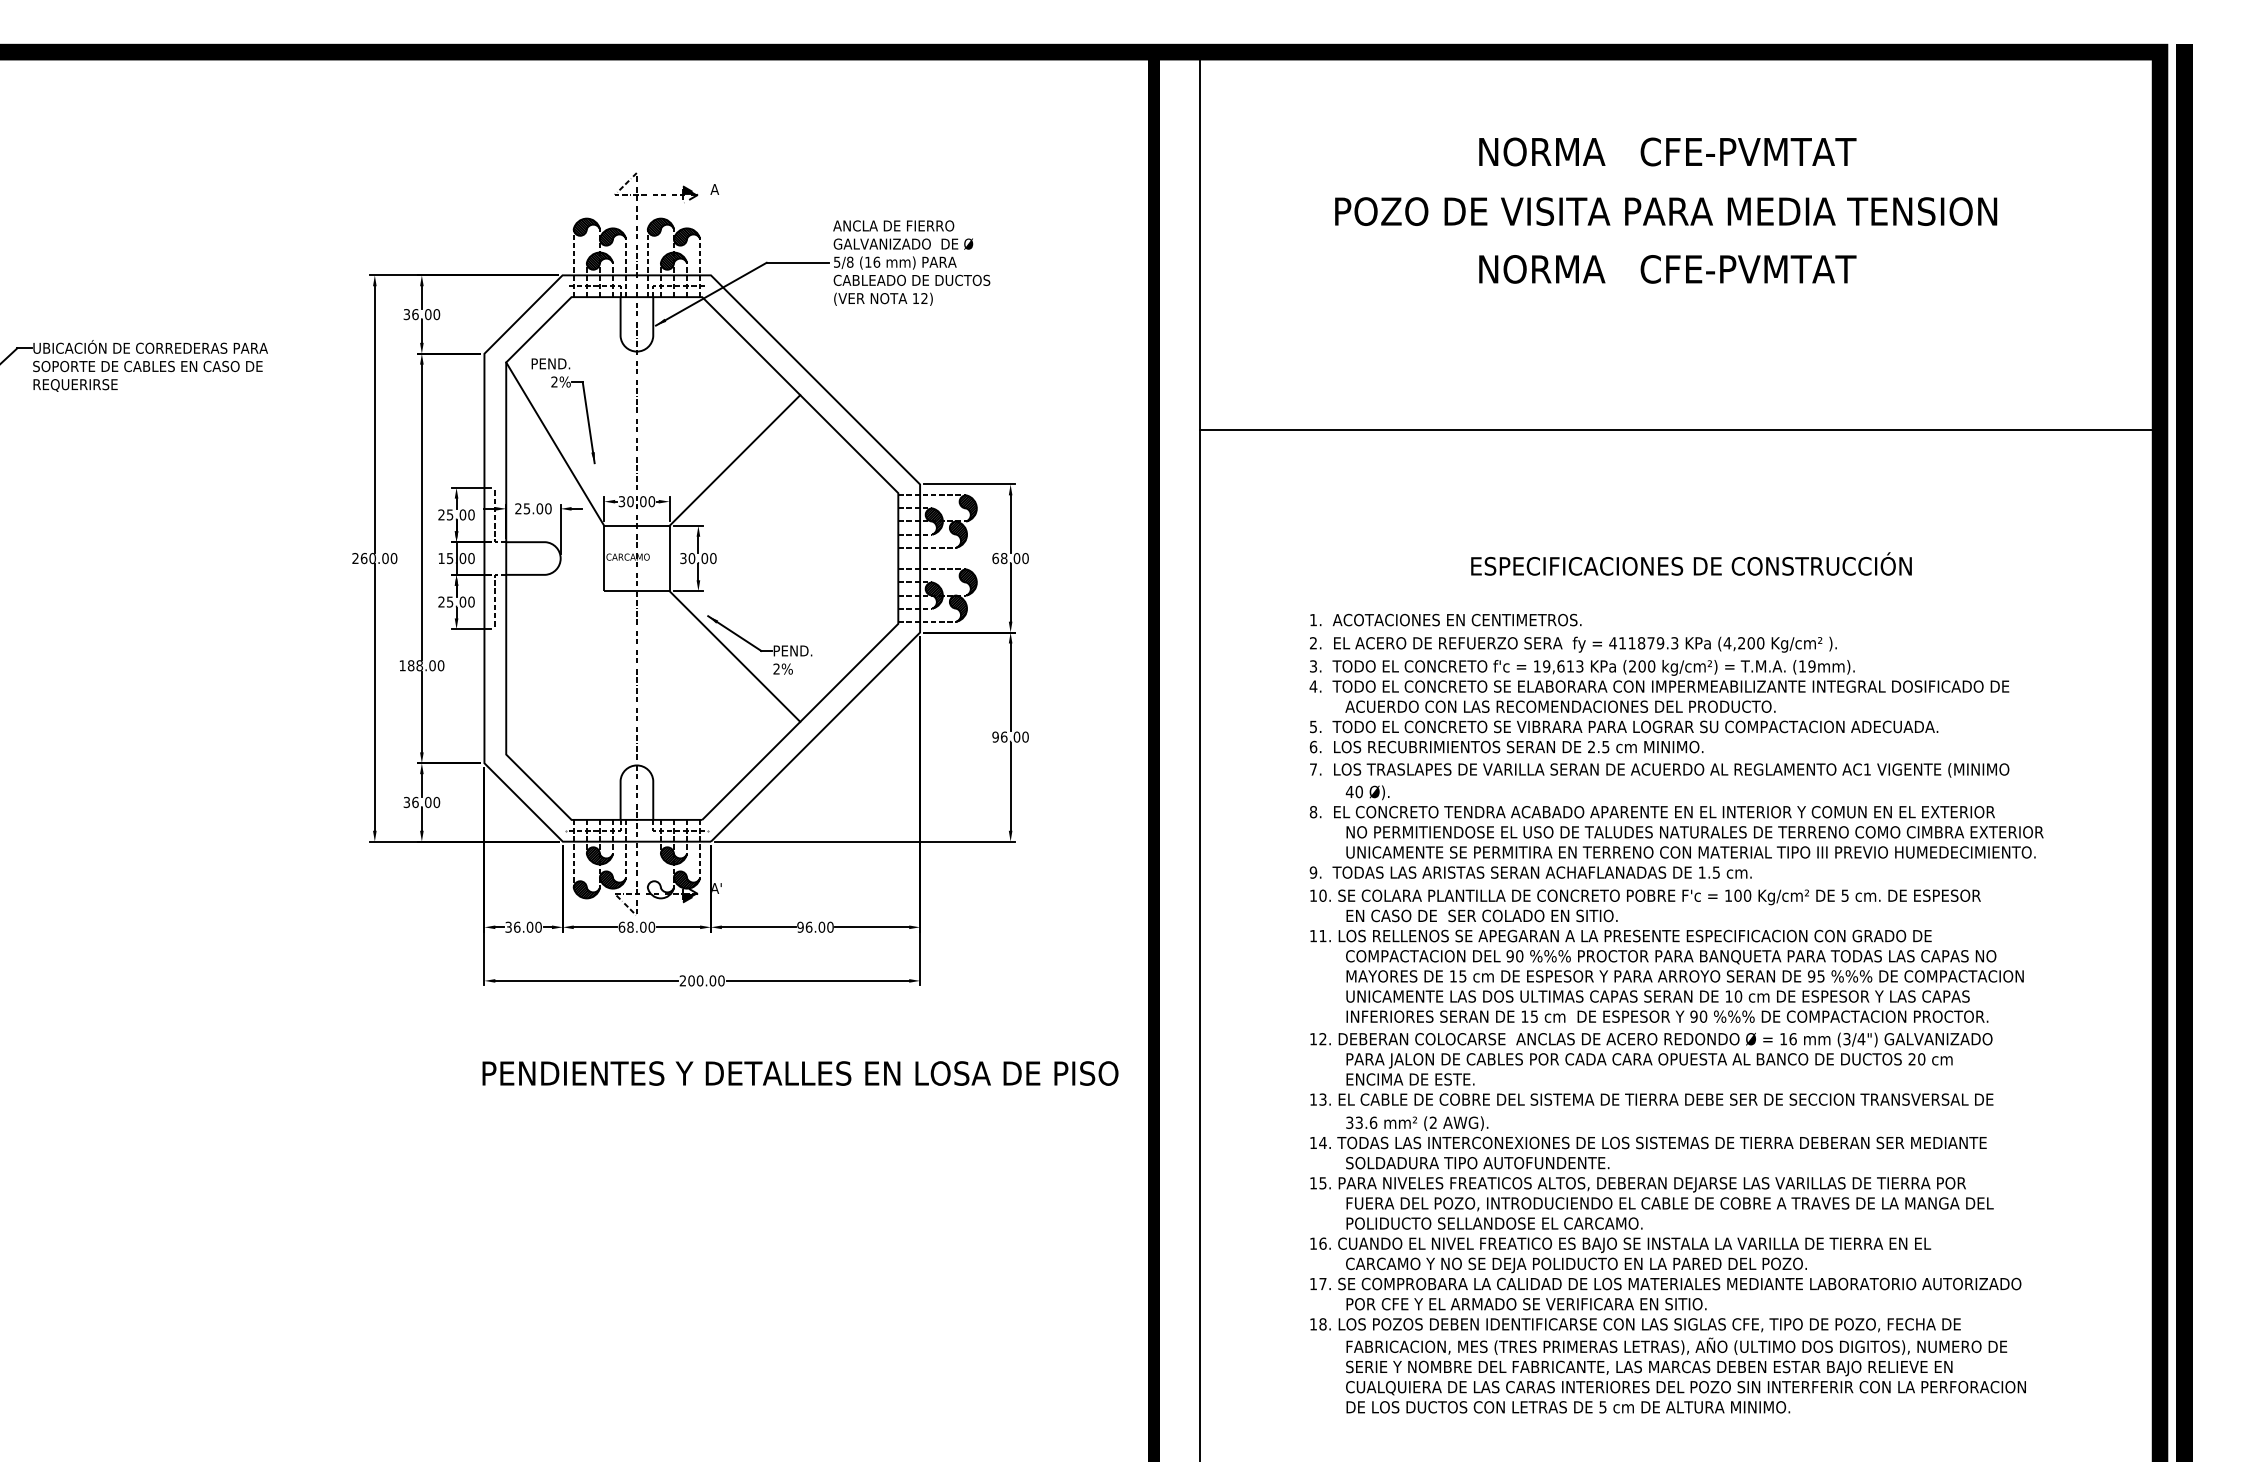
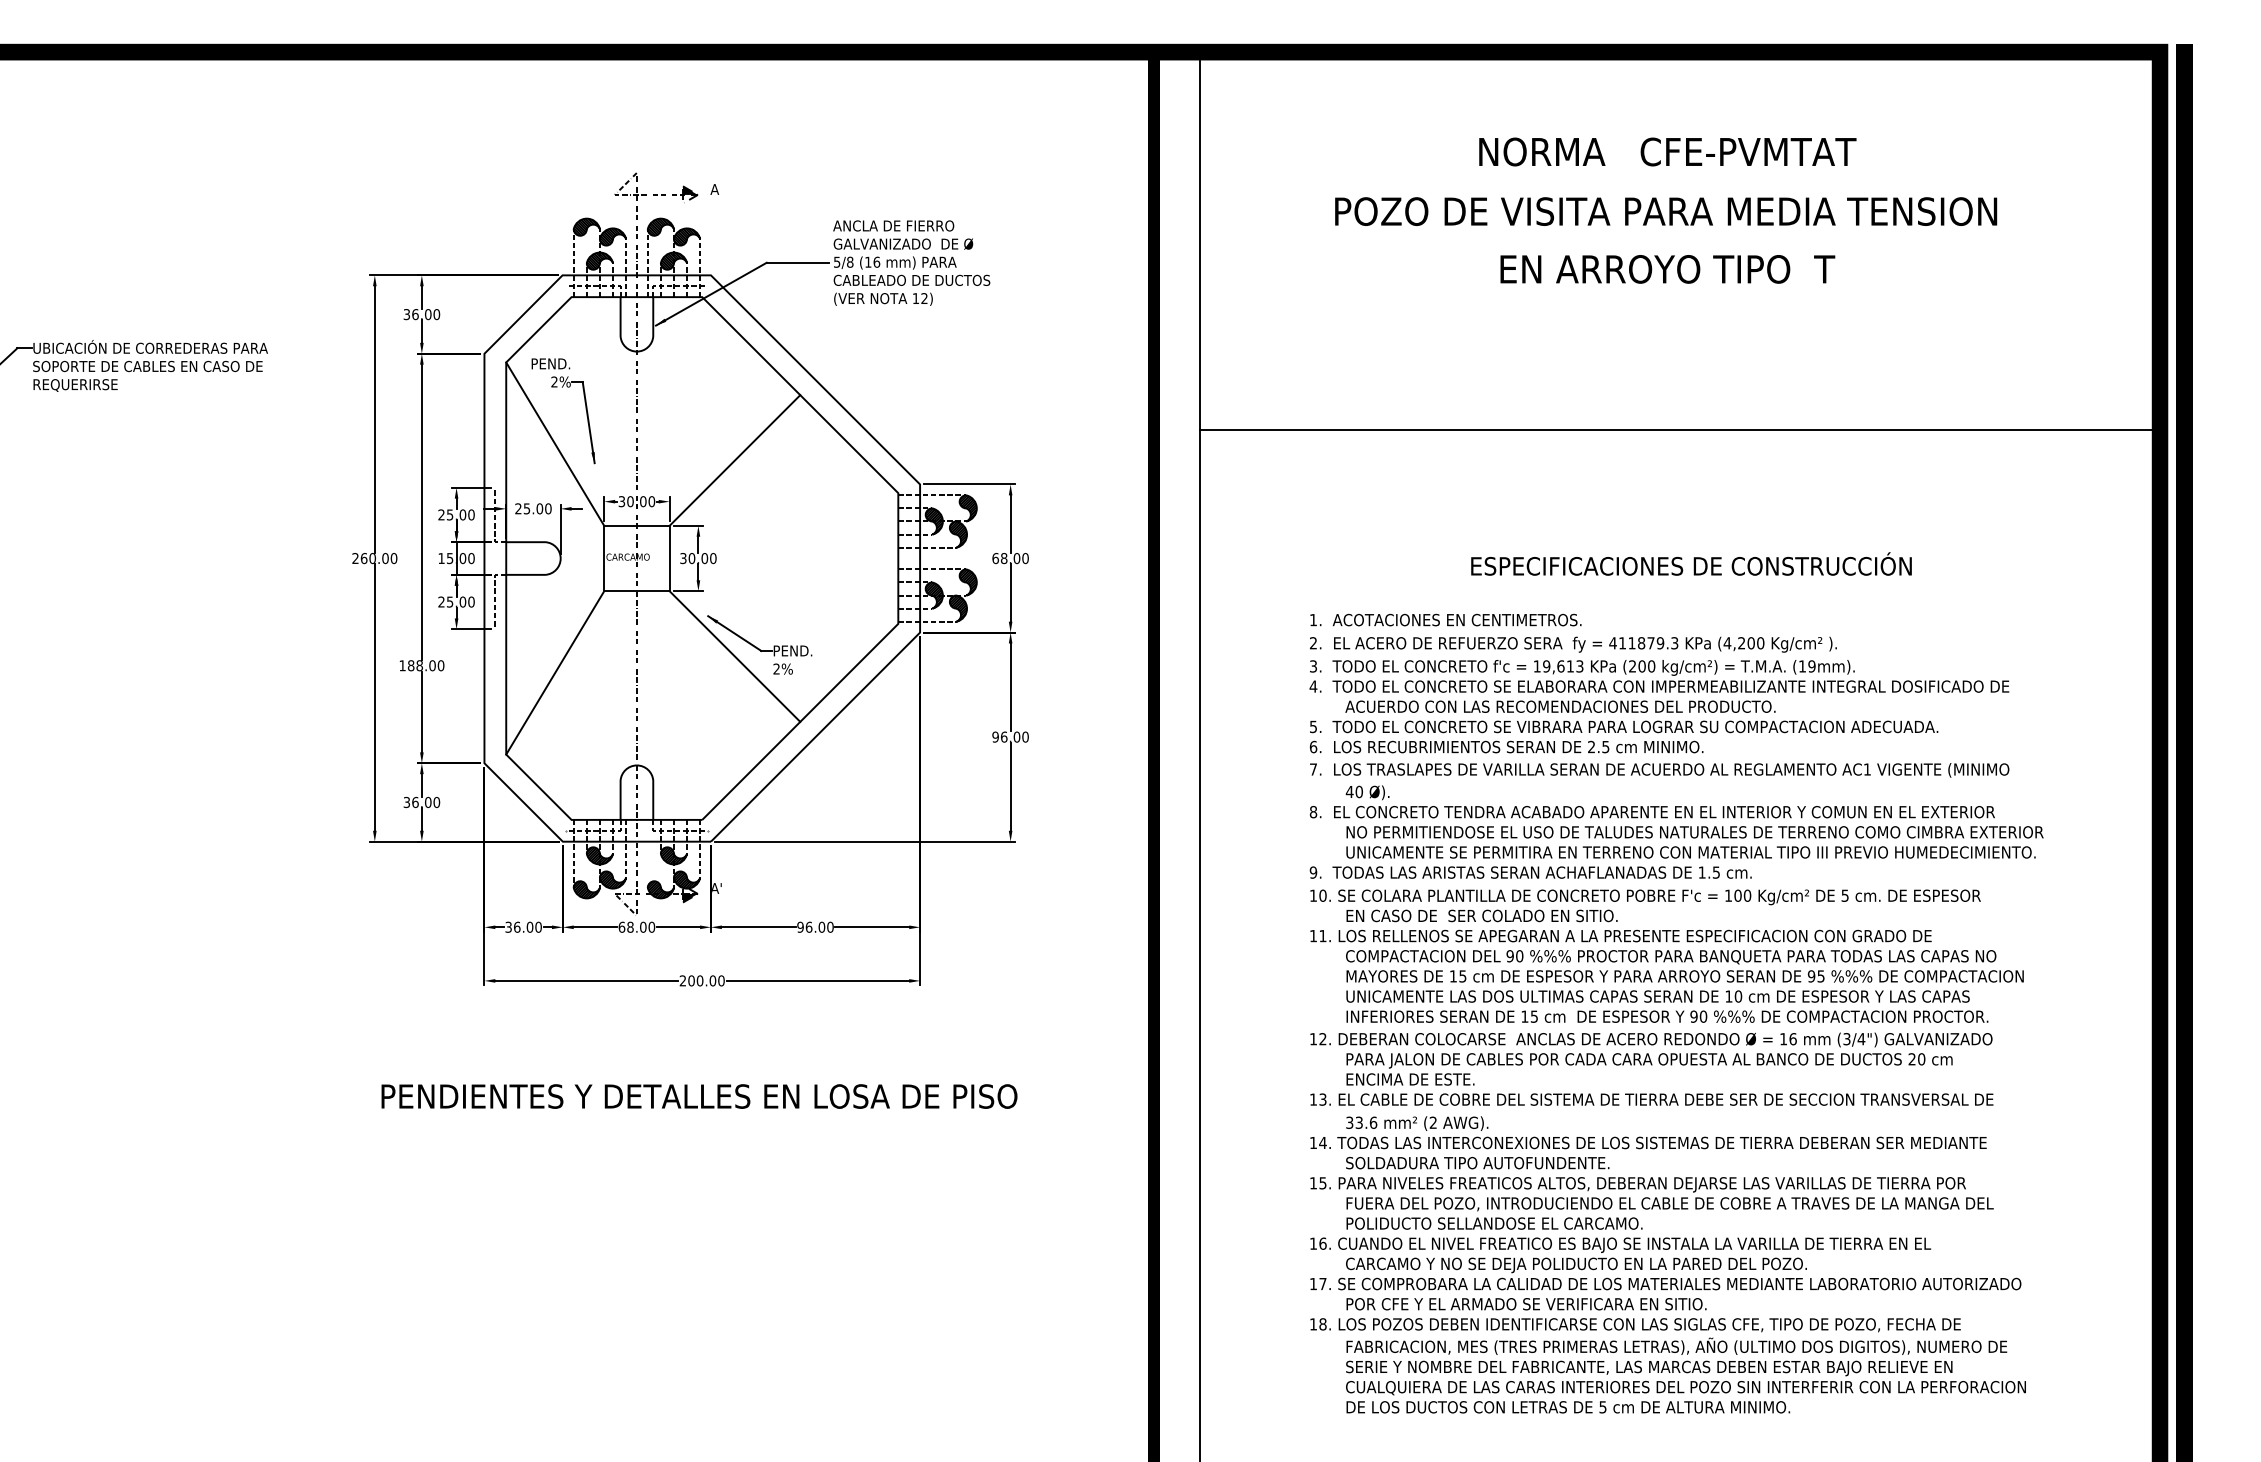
text: NORMA   CFE-PVMTAT -> EN ARROYO TIPO  T (1667, 269)
line: none -> present (555, 672)
hatch: none -> present (660, 889)
text position: (800, 1073) -> (699, 1096) (699, 1096)
